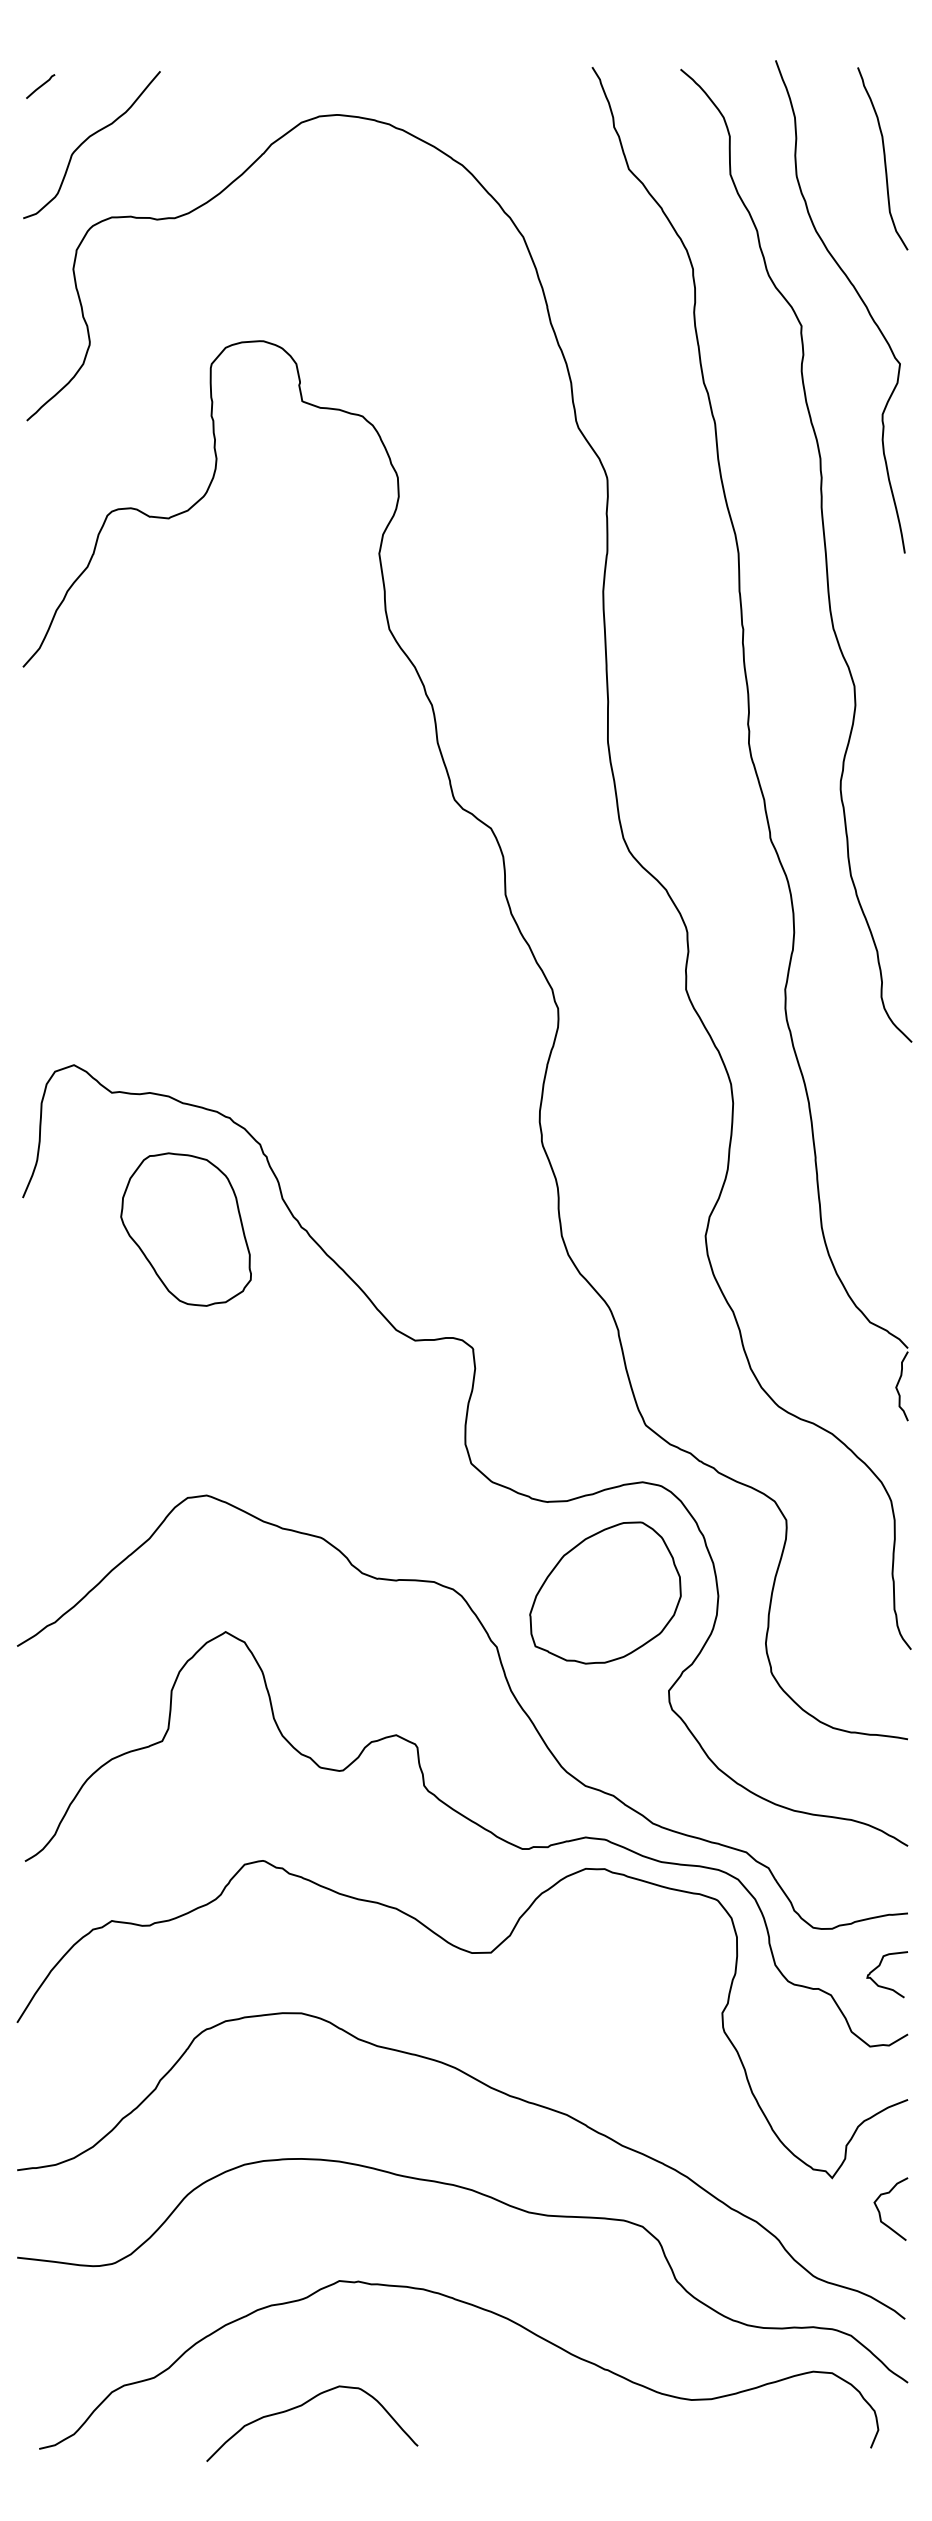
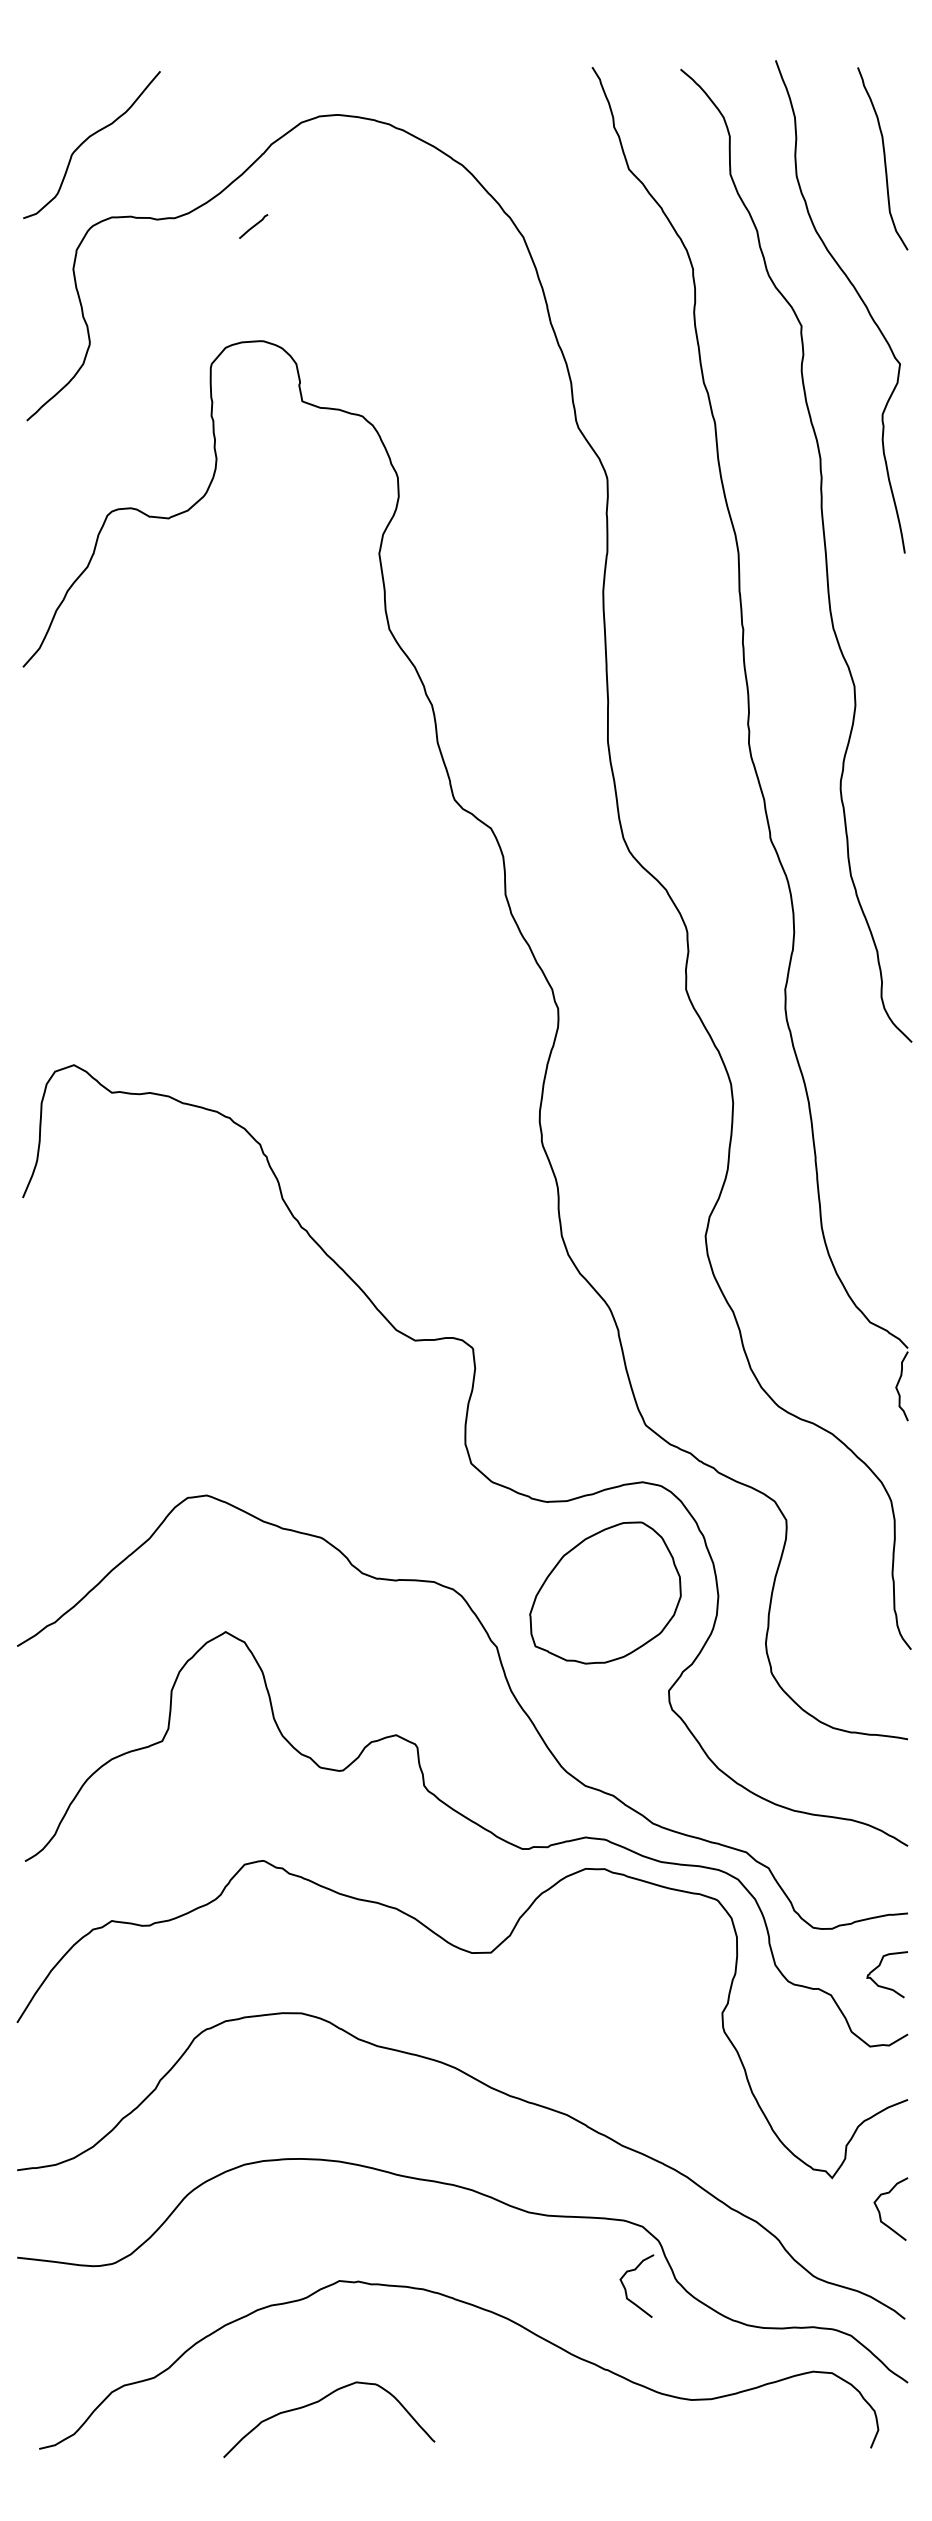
line position: (40, 86) -> (253, 226) (253, 226)
part: present -> none (185, 1229)
curve: none -> present (626, 2289)
curve position: (303, 2405) -> (320, 2401) (320, 2401)
